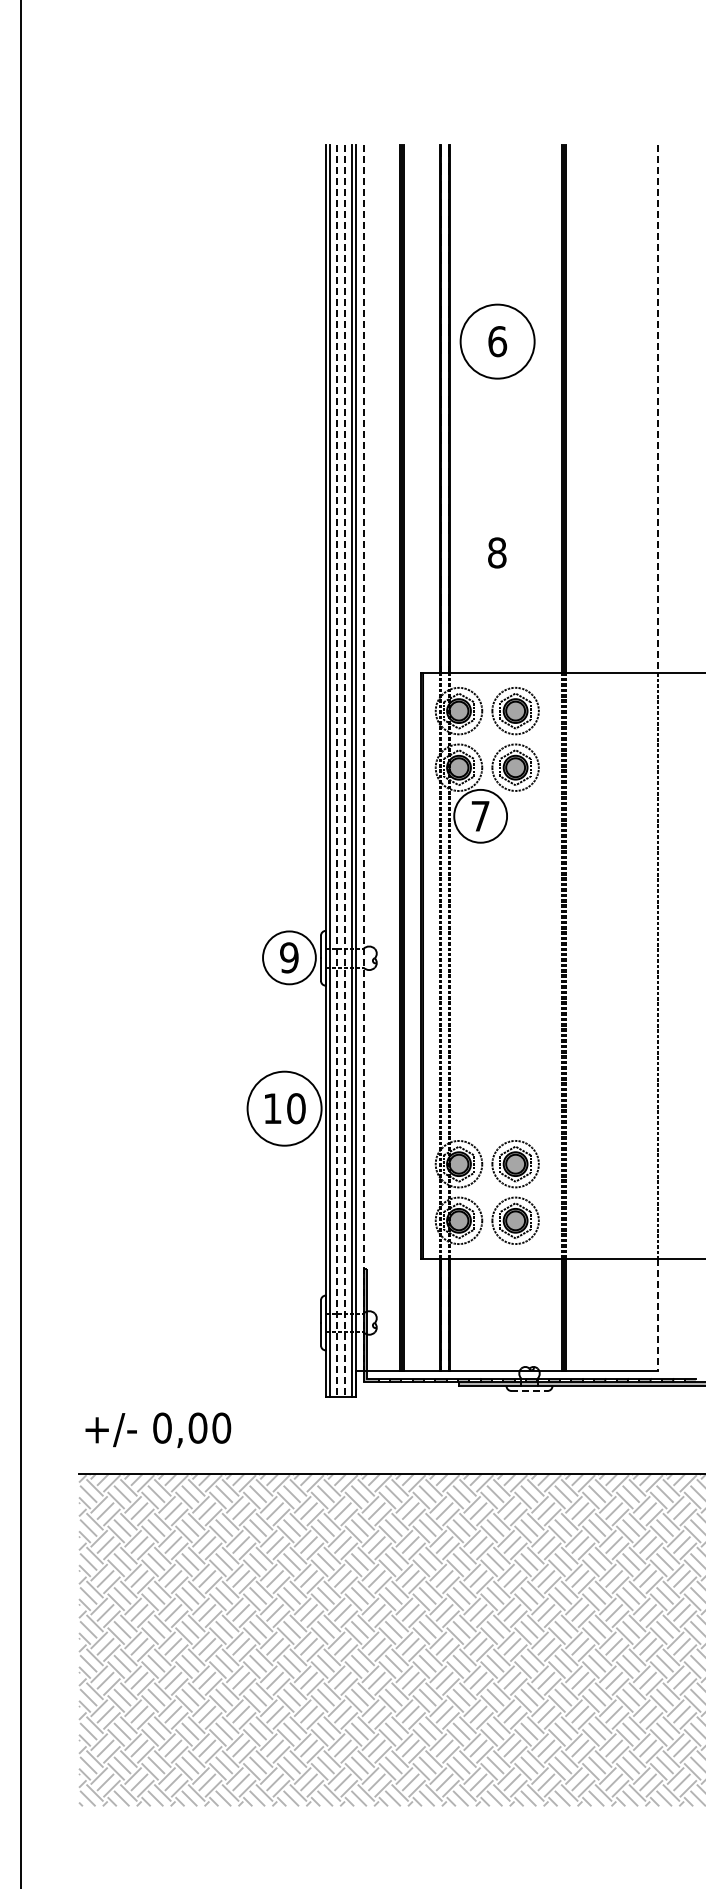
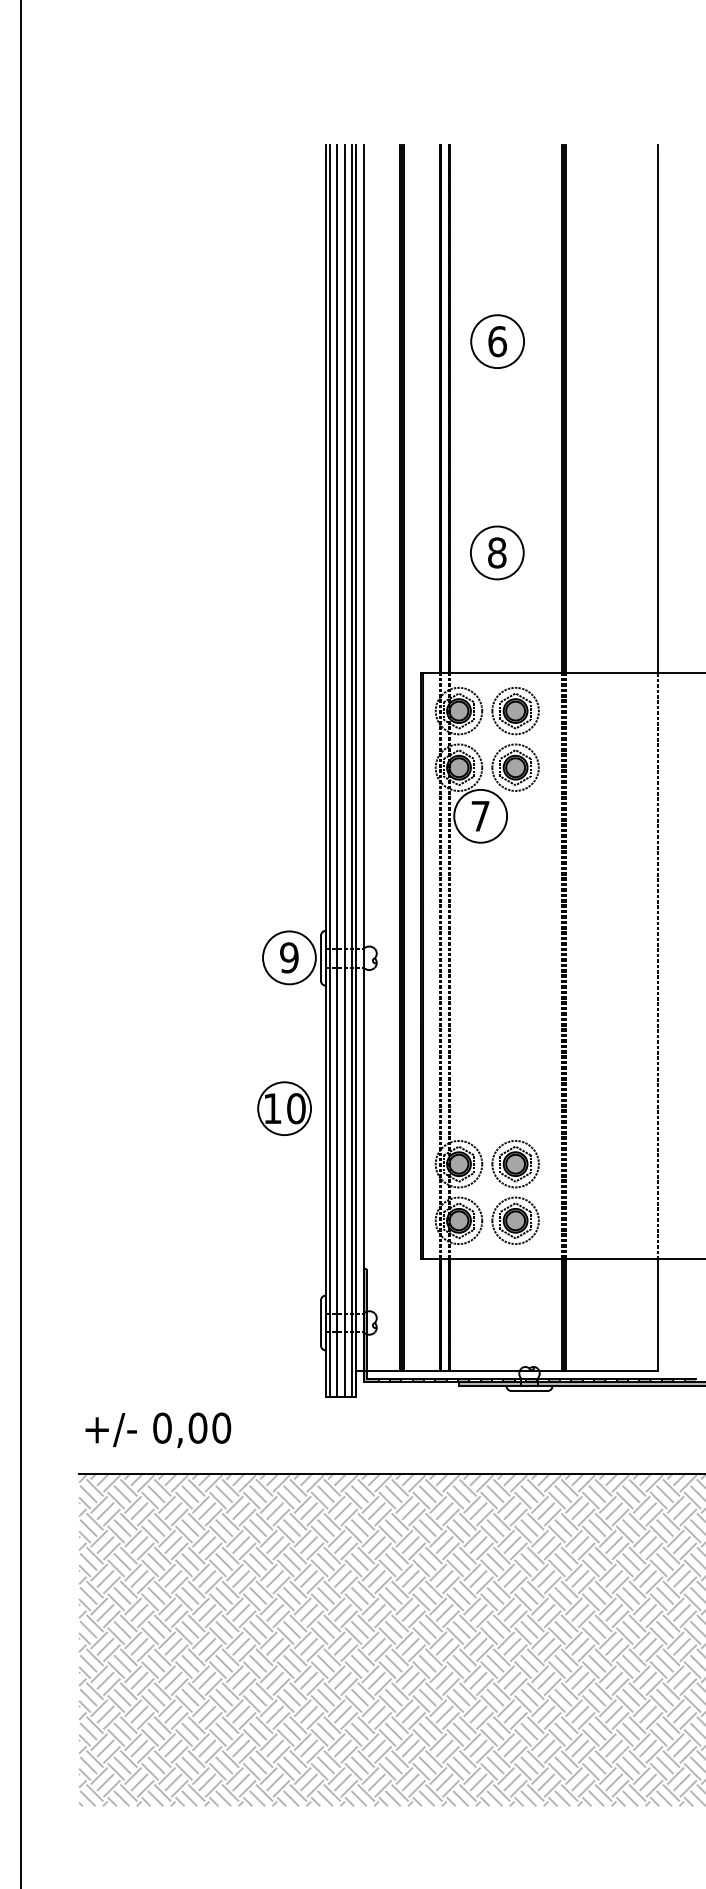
circle diameter: 74 px -> 53 px (497, 341)
line: dashed -> solid (658, 409)
circle: none -> present (497, 552)
line: dashed -> solid (363, 758)
line: dashed -> solid (337, 771)
line: dashed -> solid (344, 771)
circle diameter: 74 px -> 53 px (284, 1108)
line: dashed -> solid (658, 1315)
line: dashed -> solid (530, 1391)
